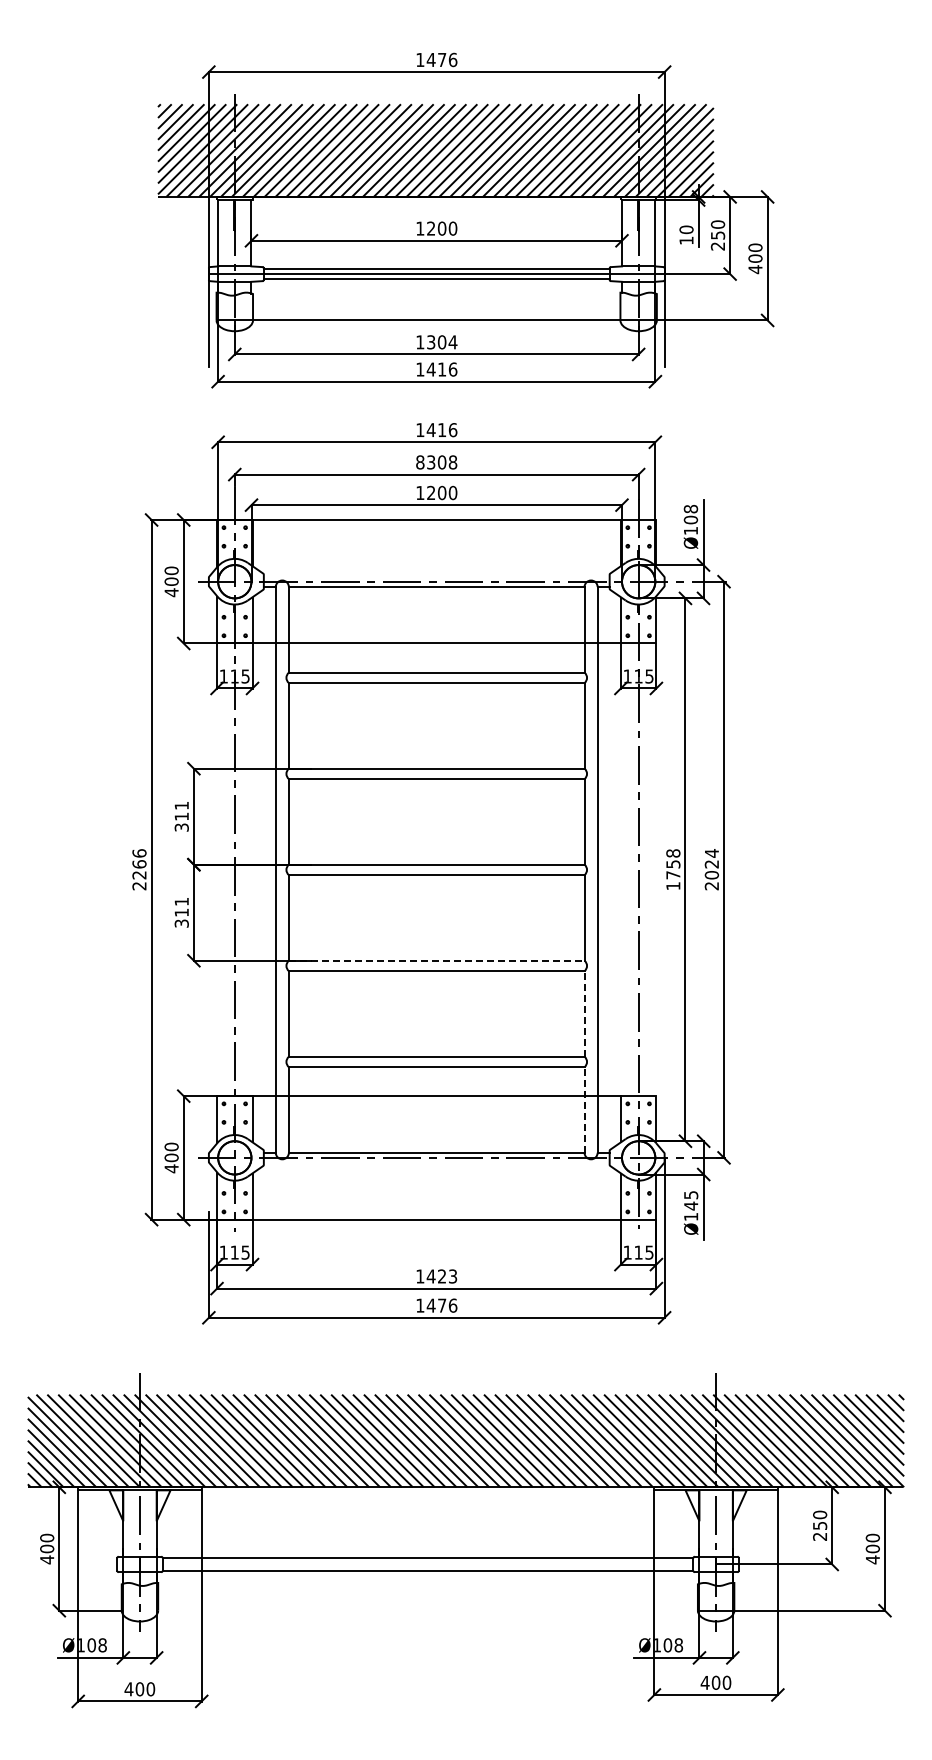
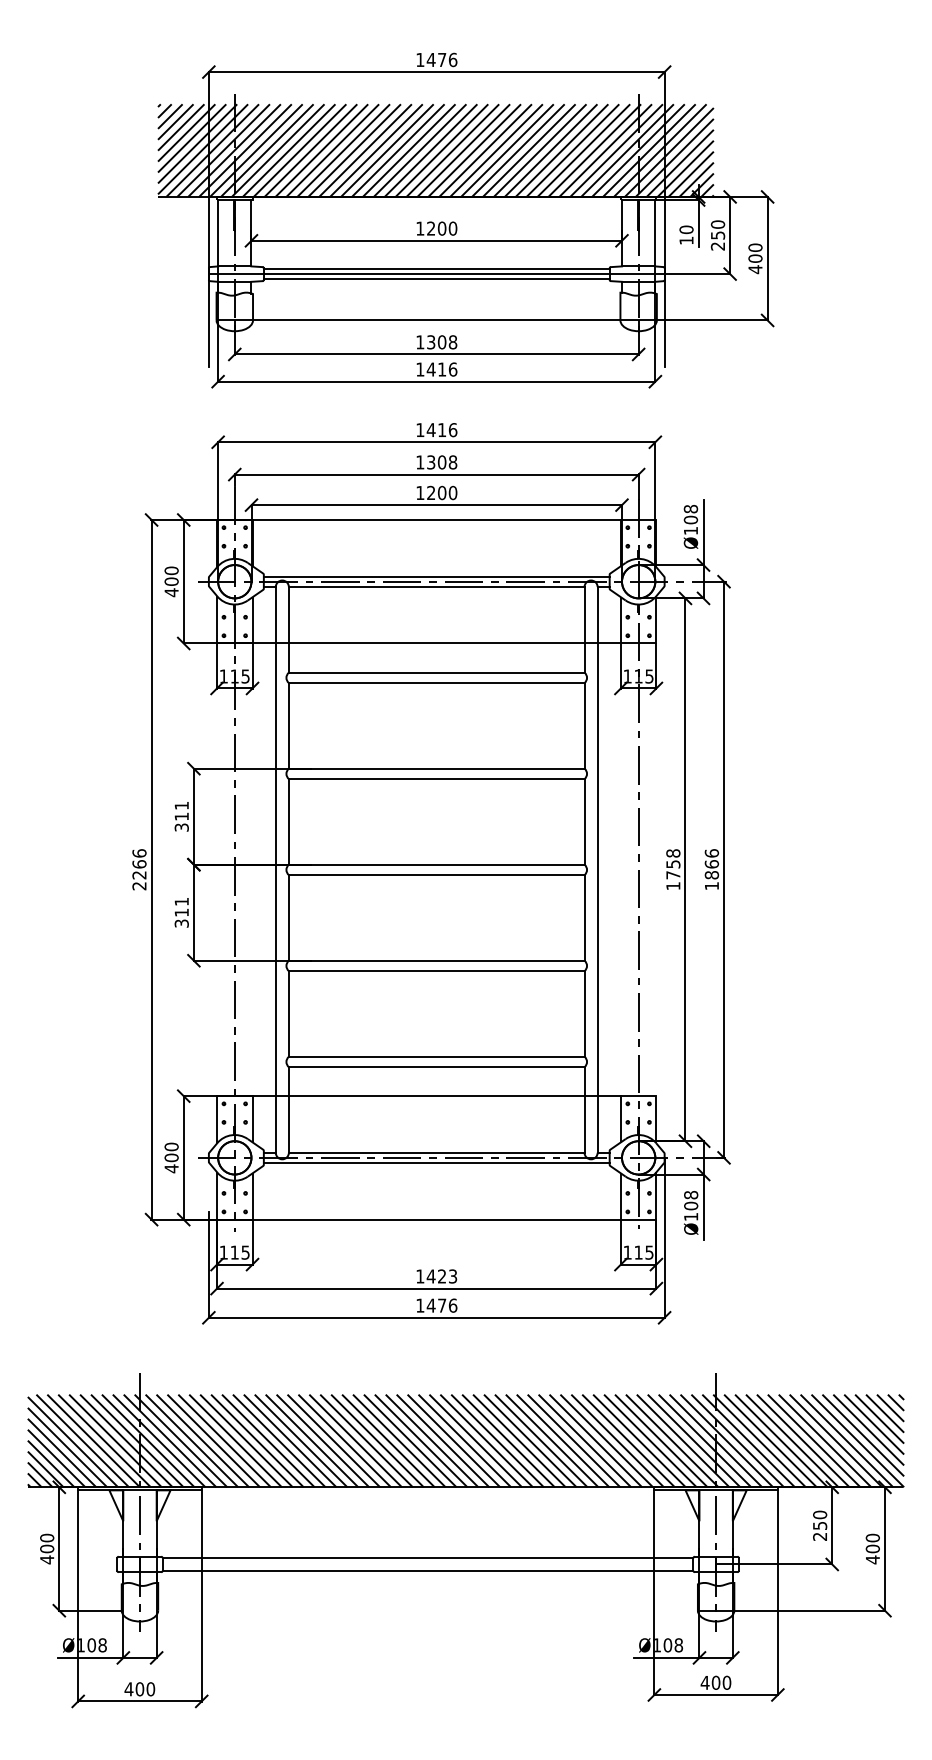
text: 1304 -> 1308 (452, 342)
text: 8308 -> 1308 (420, 462)
line: none -> present (436, 576)
text: 2024 -> 1866 (711, 869)
line: dashed -> solid (436, 960)
line: dashed -> solid (584, 1013)
line: dashed -> solid (584, 1109)
line: none -> present (436, 1163)
text: Ø145 -> Ø108 (691, 1200)
